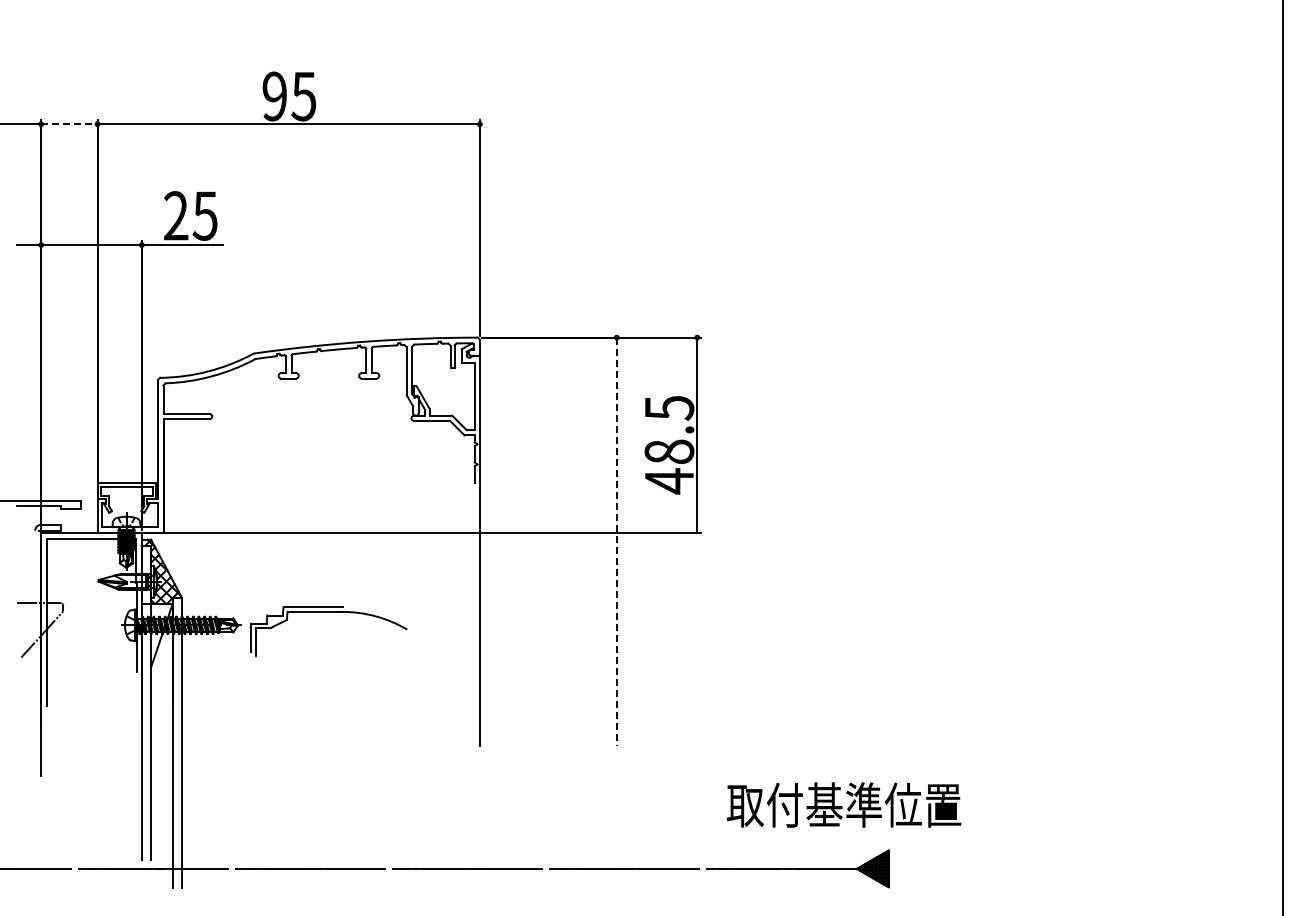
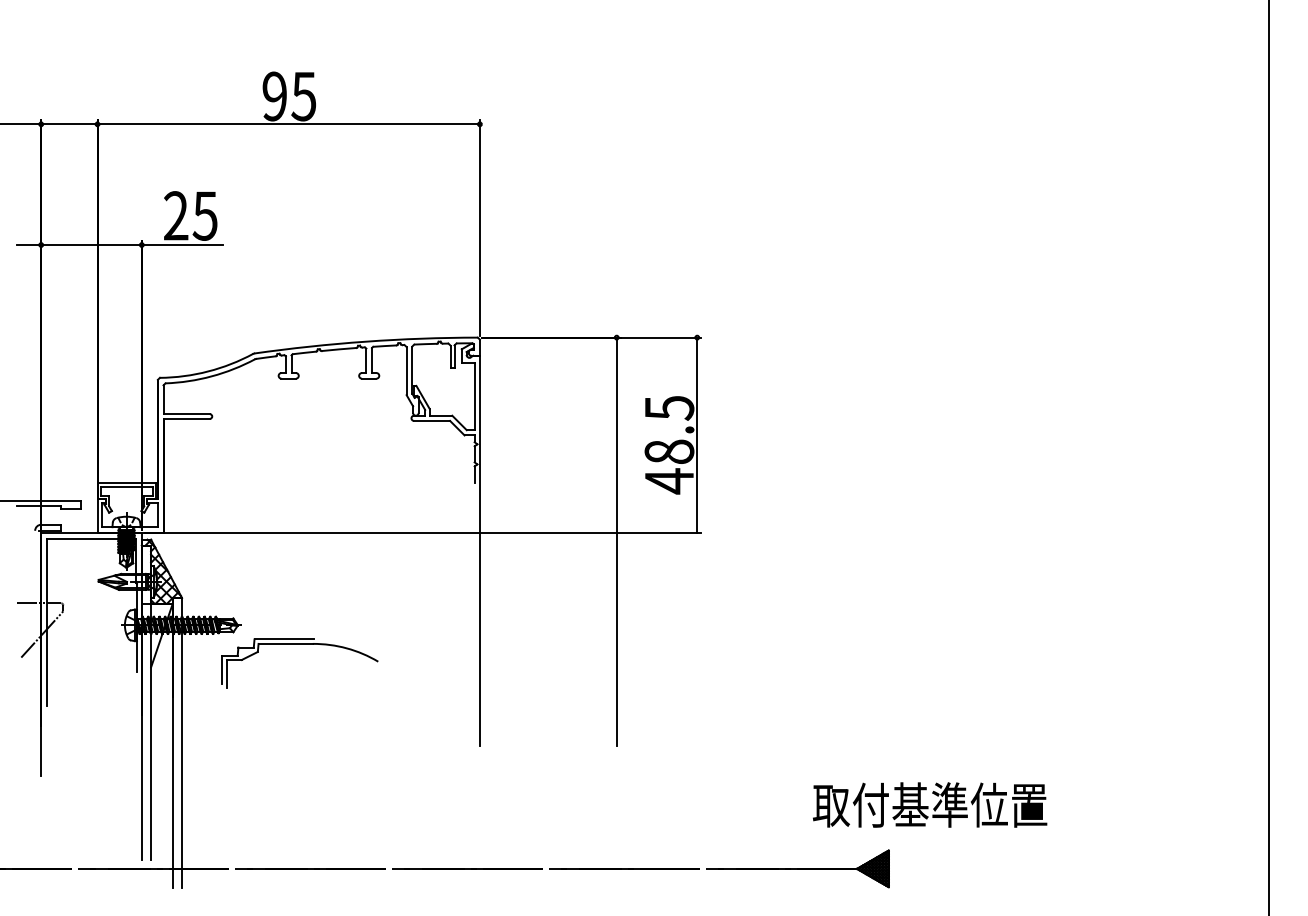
line: dashed -> solid (69, 124)
line position: (1282, 457) -> (1268, 457) (1268, 457)
line: dashed -> solid (616, 542)
part position: (328, 612) -> (299, 644) (299, 644)
text position: (844, 804) -> (930, 804) (930, 804)
